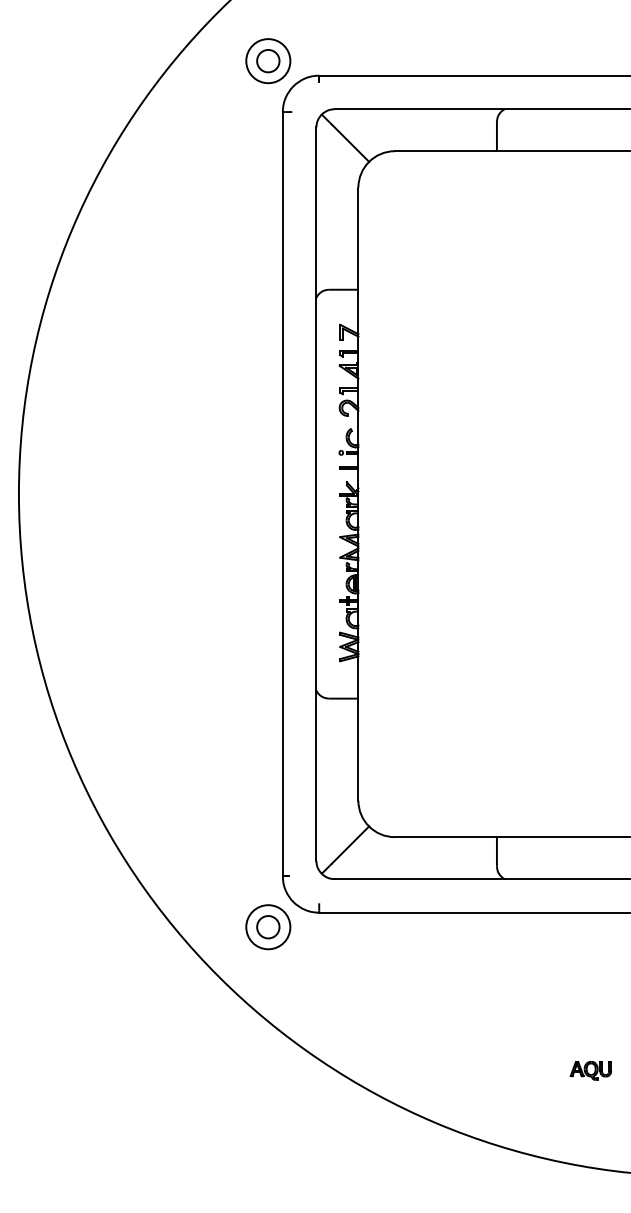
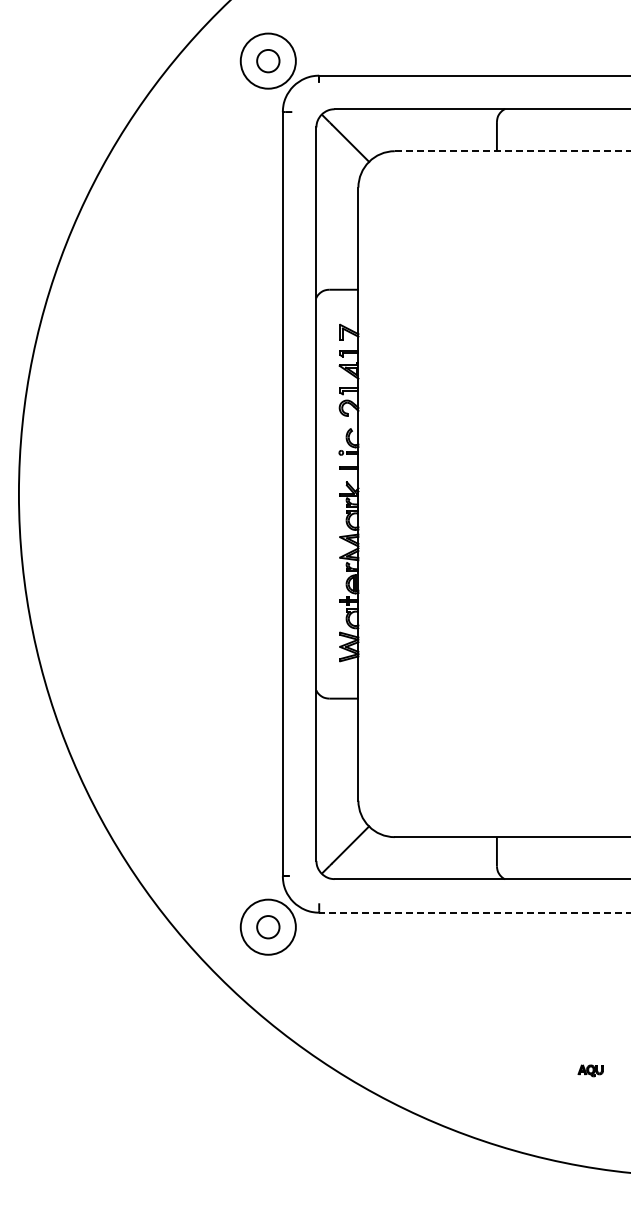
circle diameter: 44 px -> 55 px (267, 60)
line: solid -> dashed (512, 151)
line: solid -> dashed (475, 912)
circle diameter: 44 px -> 55 px (267, 926)
part size: 43x20 px -> 27x14 px (590, 1070)
